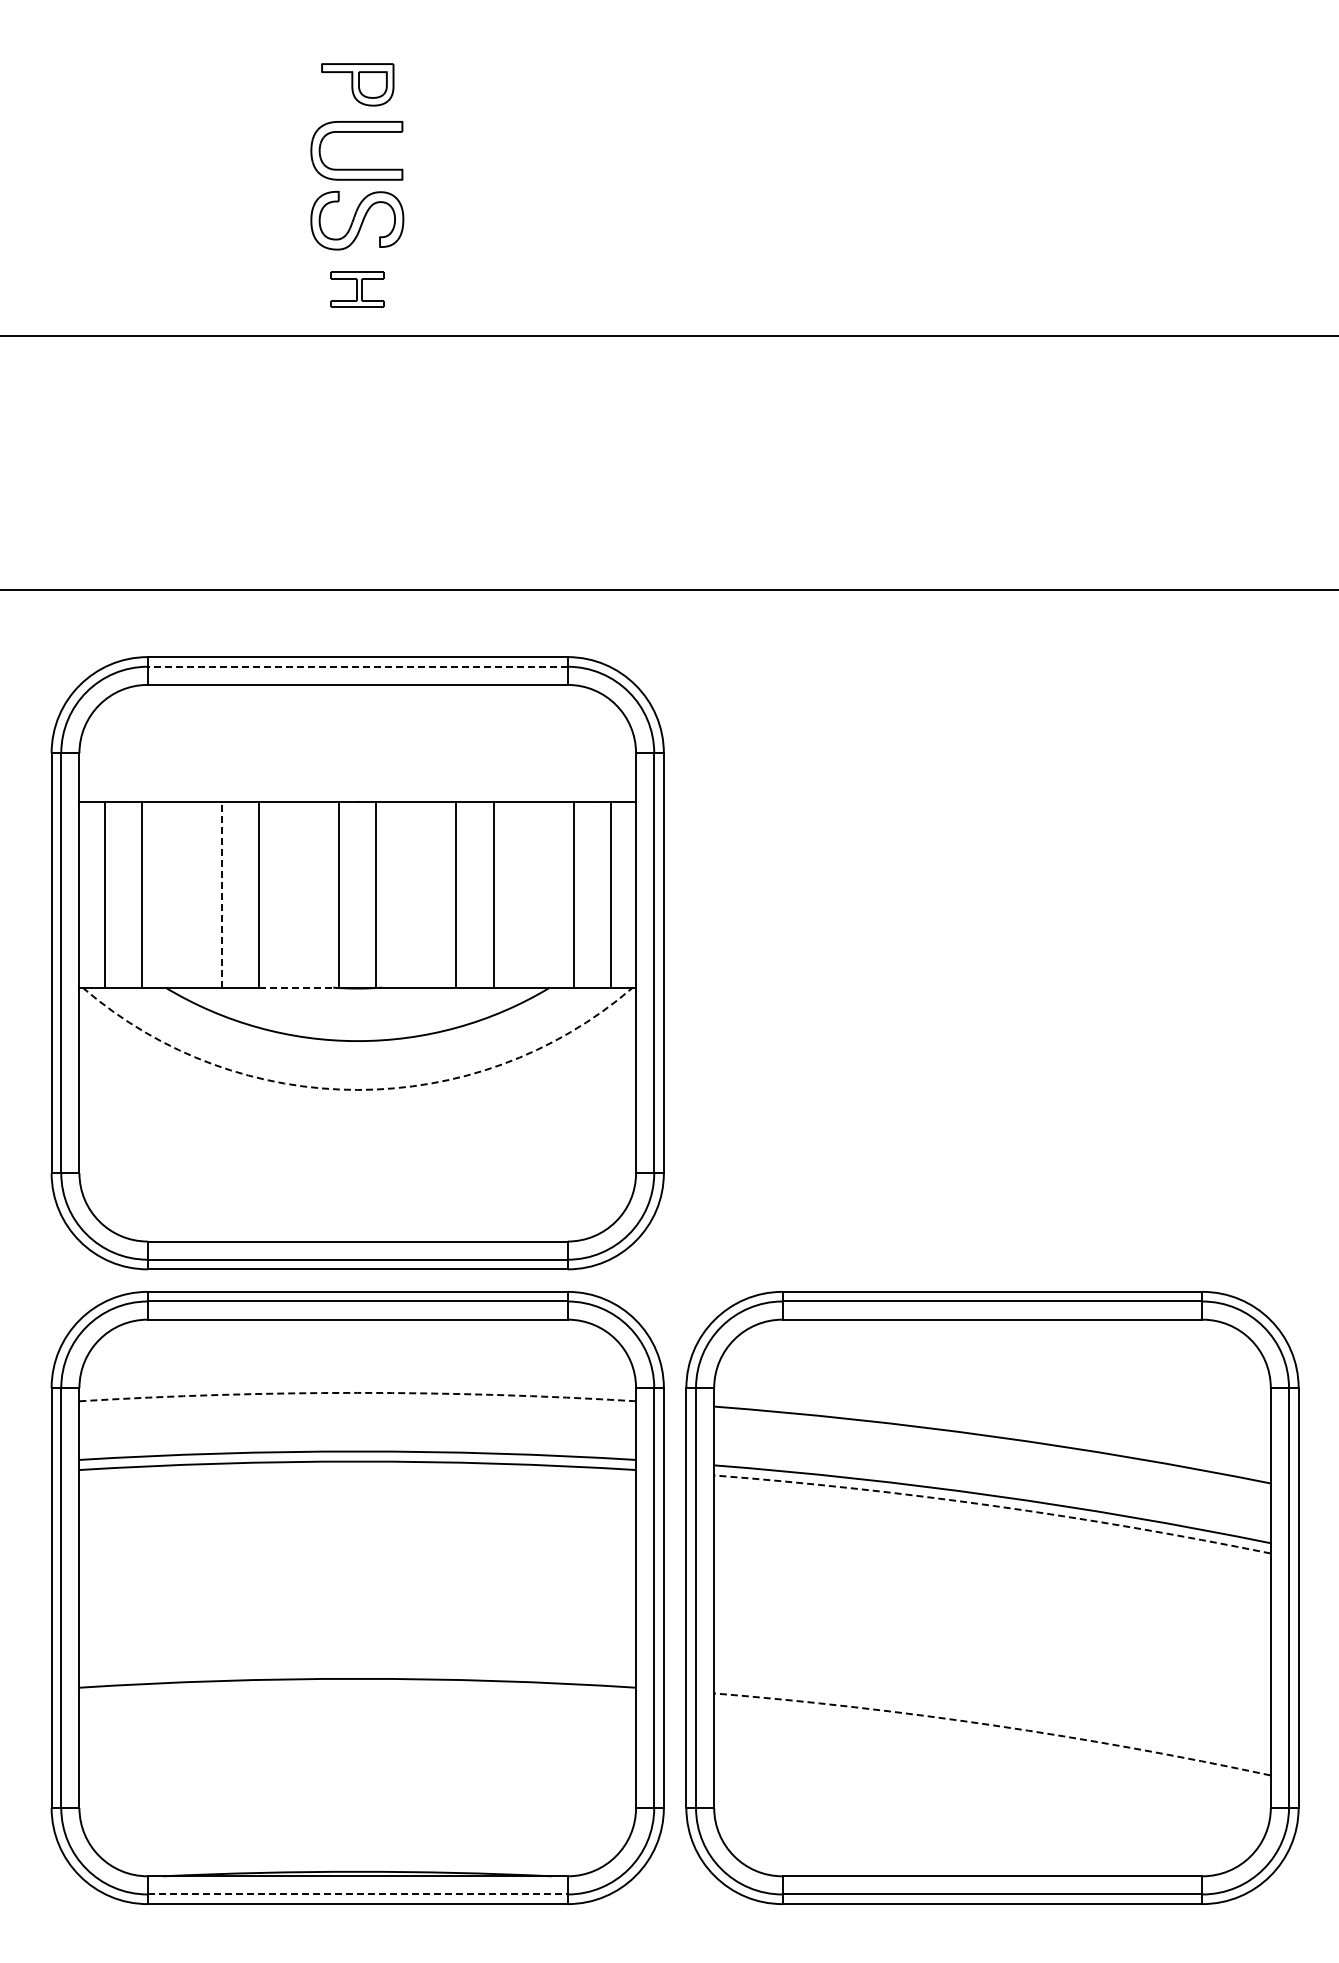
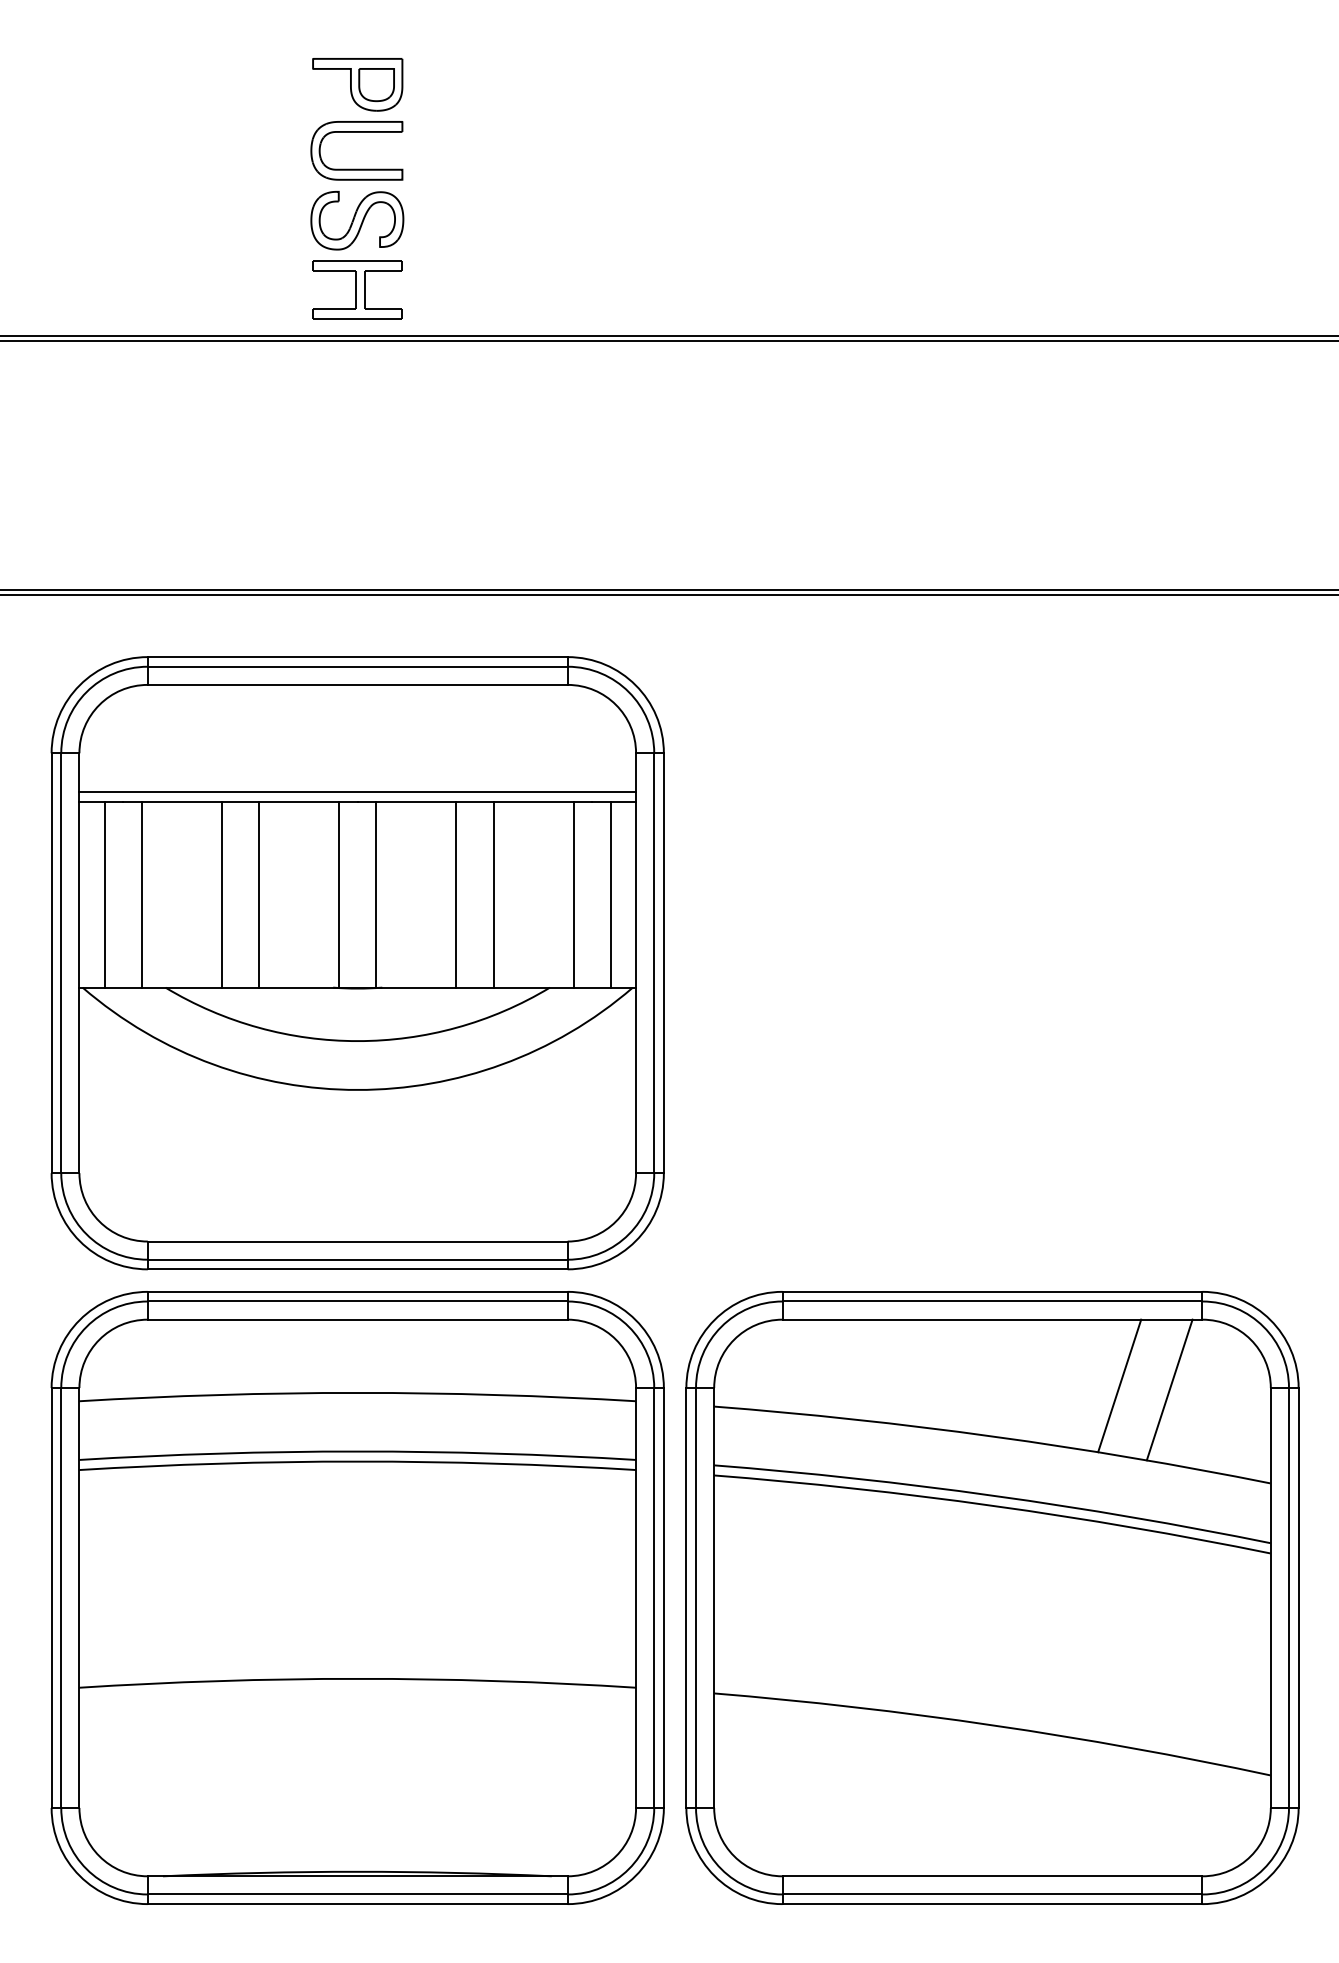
part size: 74x44 px -> 92x54 px (357, 84)
part size: 55x37 px -> 91x60 px (357, 289)
line: none -> present (668, 340)
line: none -> present (668, 594)
line: dashed -> solid (357, 666)
line: none -> present (357, 792)
line: dashed -> solid (221, 894)
line: dashed -> solid (299, 987)
arc: dashed -> solid (357, 1089)
line: none -> present (1119, 1385)
line: none -> present (1169, 1389)
arc: dashed -> solid (357, 1392)
arc: dashed -> solid (993, 1505)
arc: dashed -> solid (993, 1725)
line: dashed -> solid (357, 1894)
